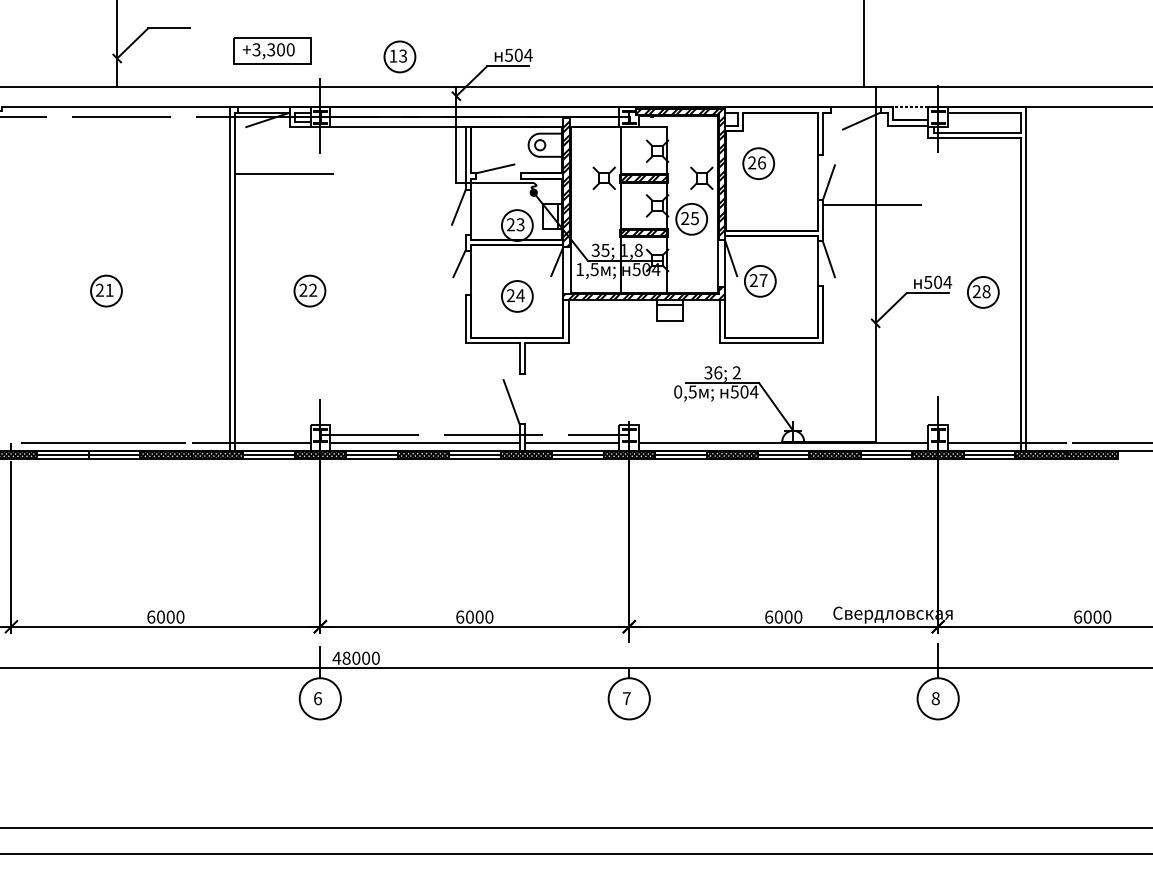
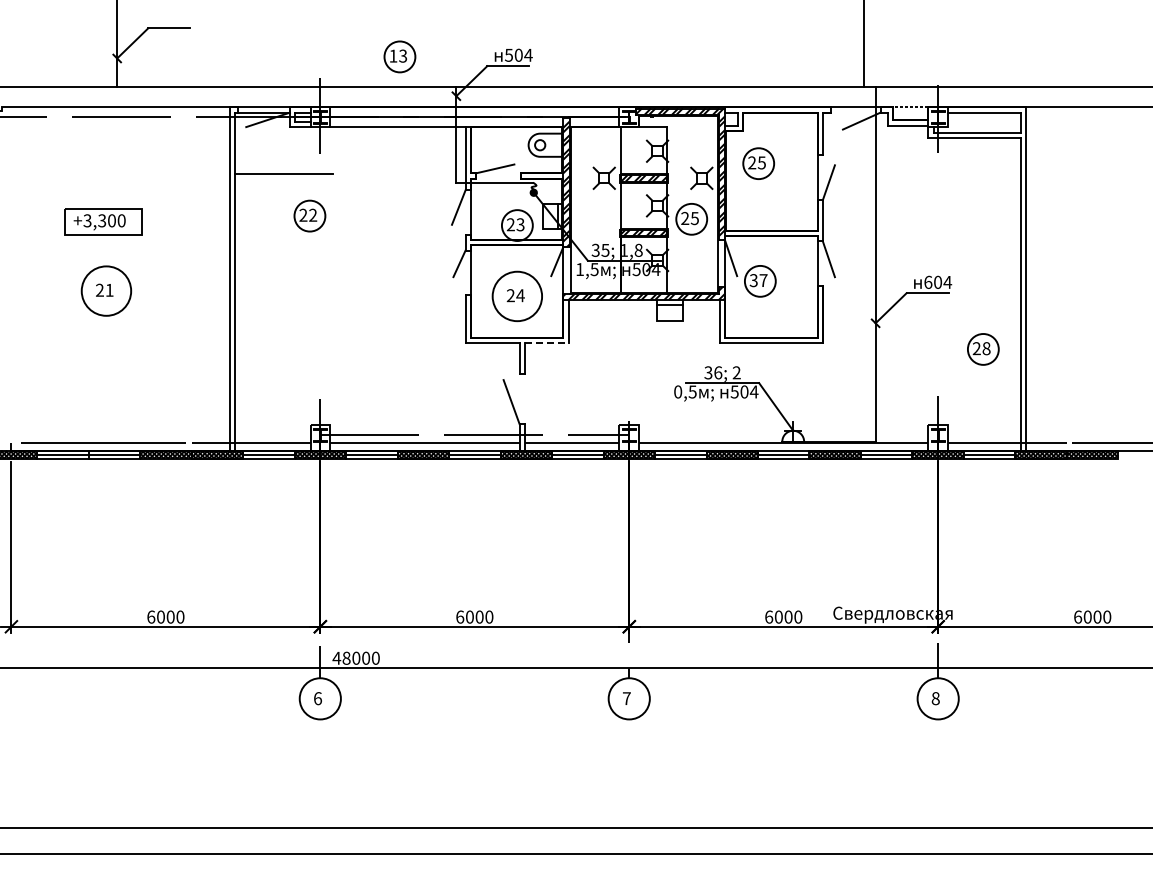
part position: (272, 50) -> (103, 221) (103, 221)
text: 26 -> 25 (761, 162)
line: present -> none (871, 205)
text: 27 -> 37 (753, 280)
text: 504 -> 604 (928, 281)
circle diameter: 31 px -> 49 px (106, 290)
part position: (309, 290) -> (309, 215) (309, 215)
part position: (983, 292) -> (983, 349) (983, 349)
circle diameter: 31 px -> 49 px (517, 296)
line: solid -> dashed (546, 343)
